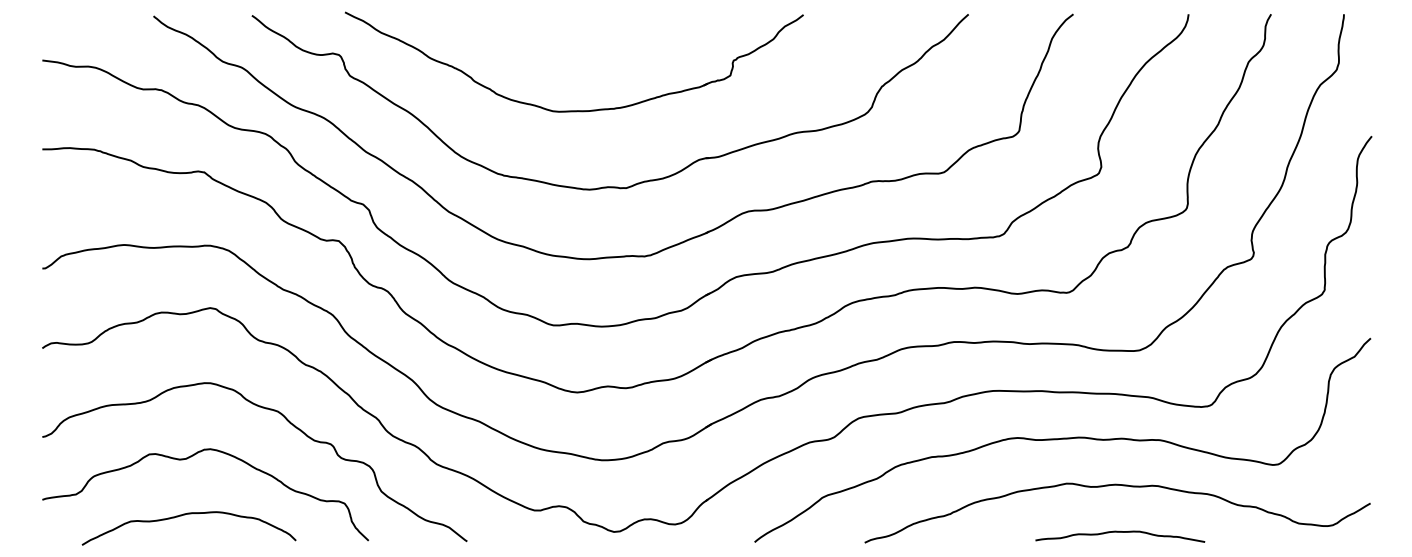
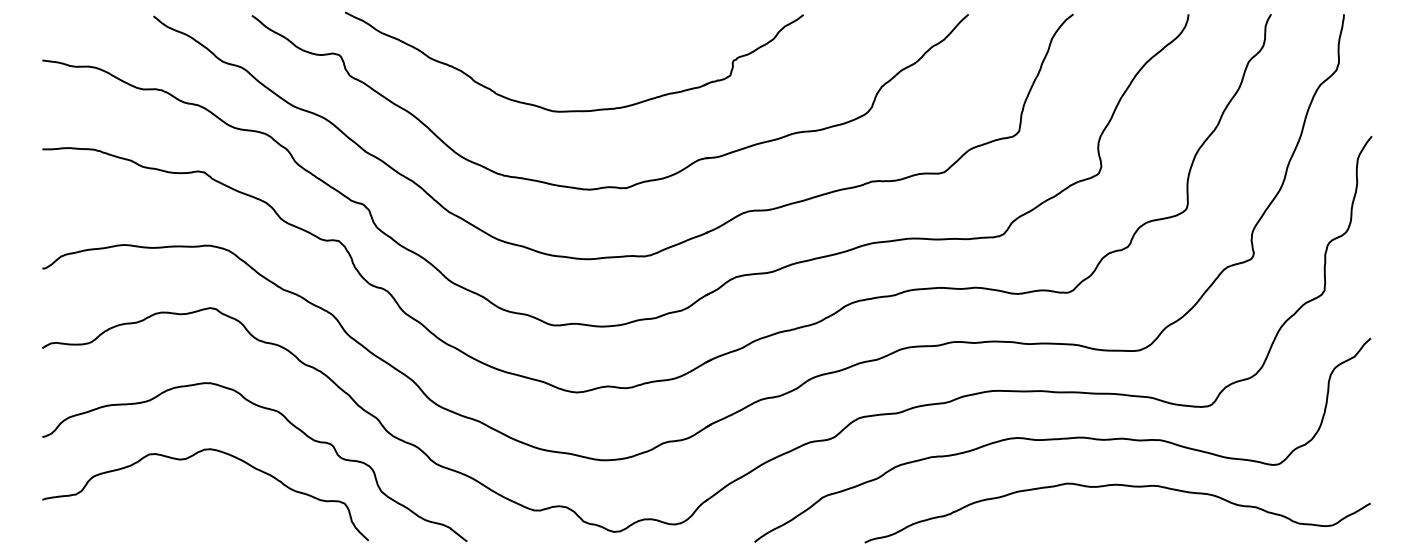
curve: present -> none (185, 515)
curve: present -> none (1120, 532)
